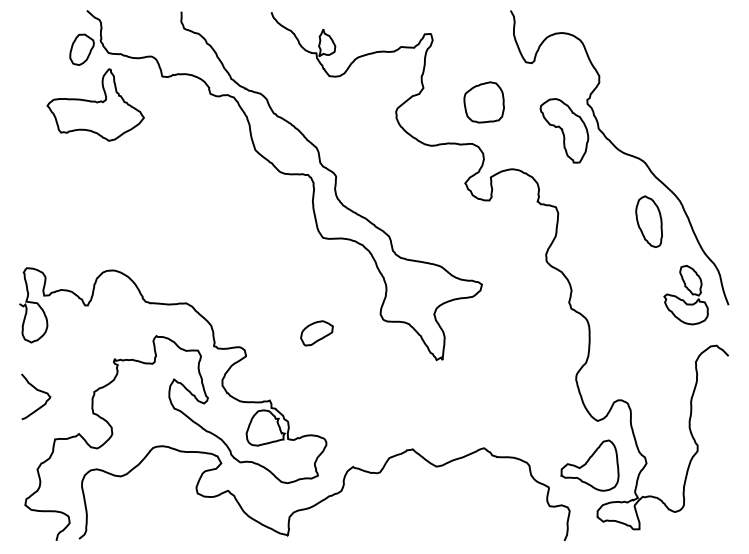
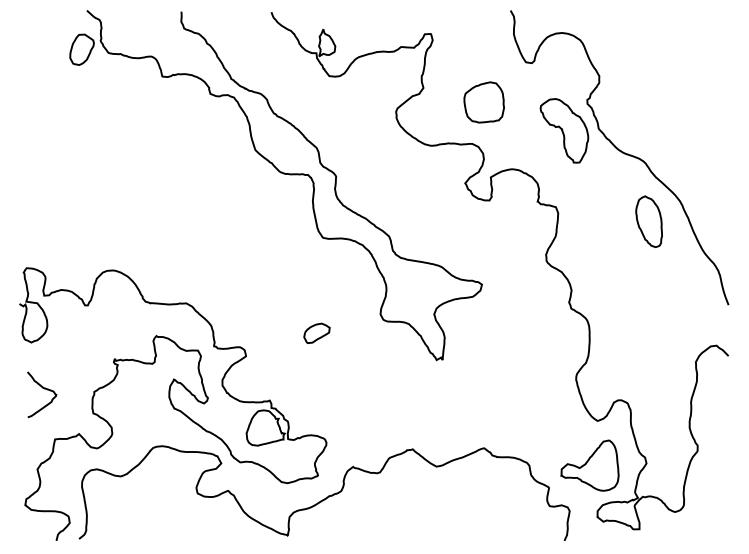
part: present -> none (95, 104)
part: present -> none (685, 295)
part size: 34x27 px -> 28x22 px (316, 332)
curve position: (38, 391) -> (44, 389) (44, 389)
